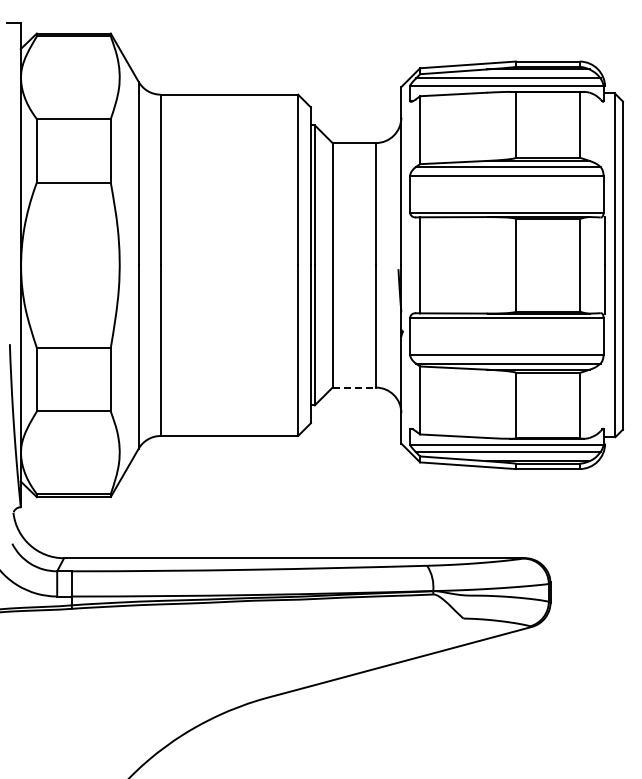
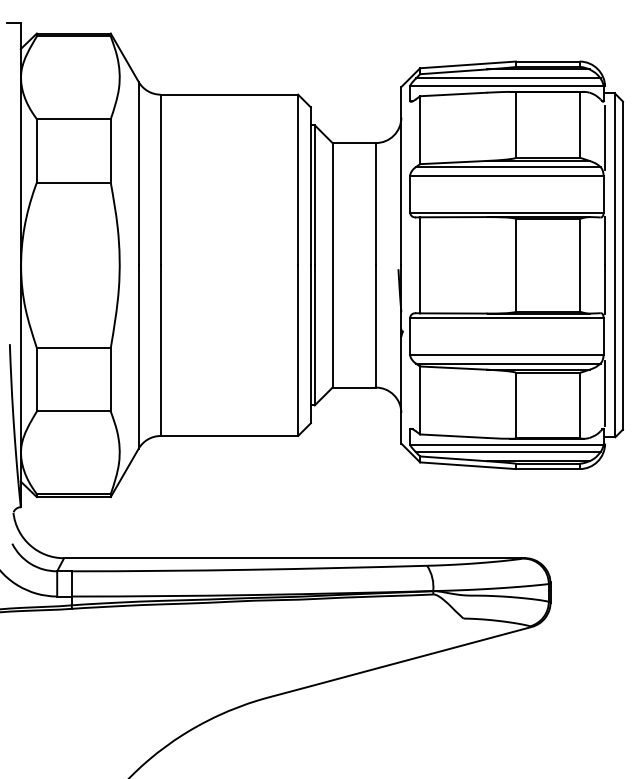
line: none -> present (605, 137)
line: dashed -> solid (354, 387)
line: none -> present (605, 393)
